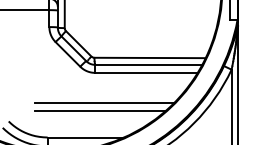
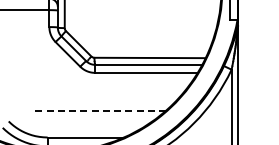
line: present -> none (104, 102)
line: solid -> dashed (100, 110)
